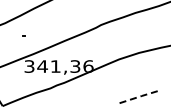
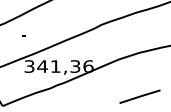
line: dashed -> solid (140, 96)
